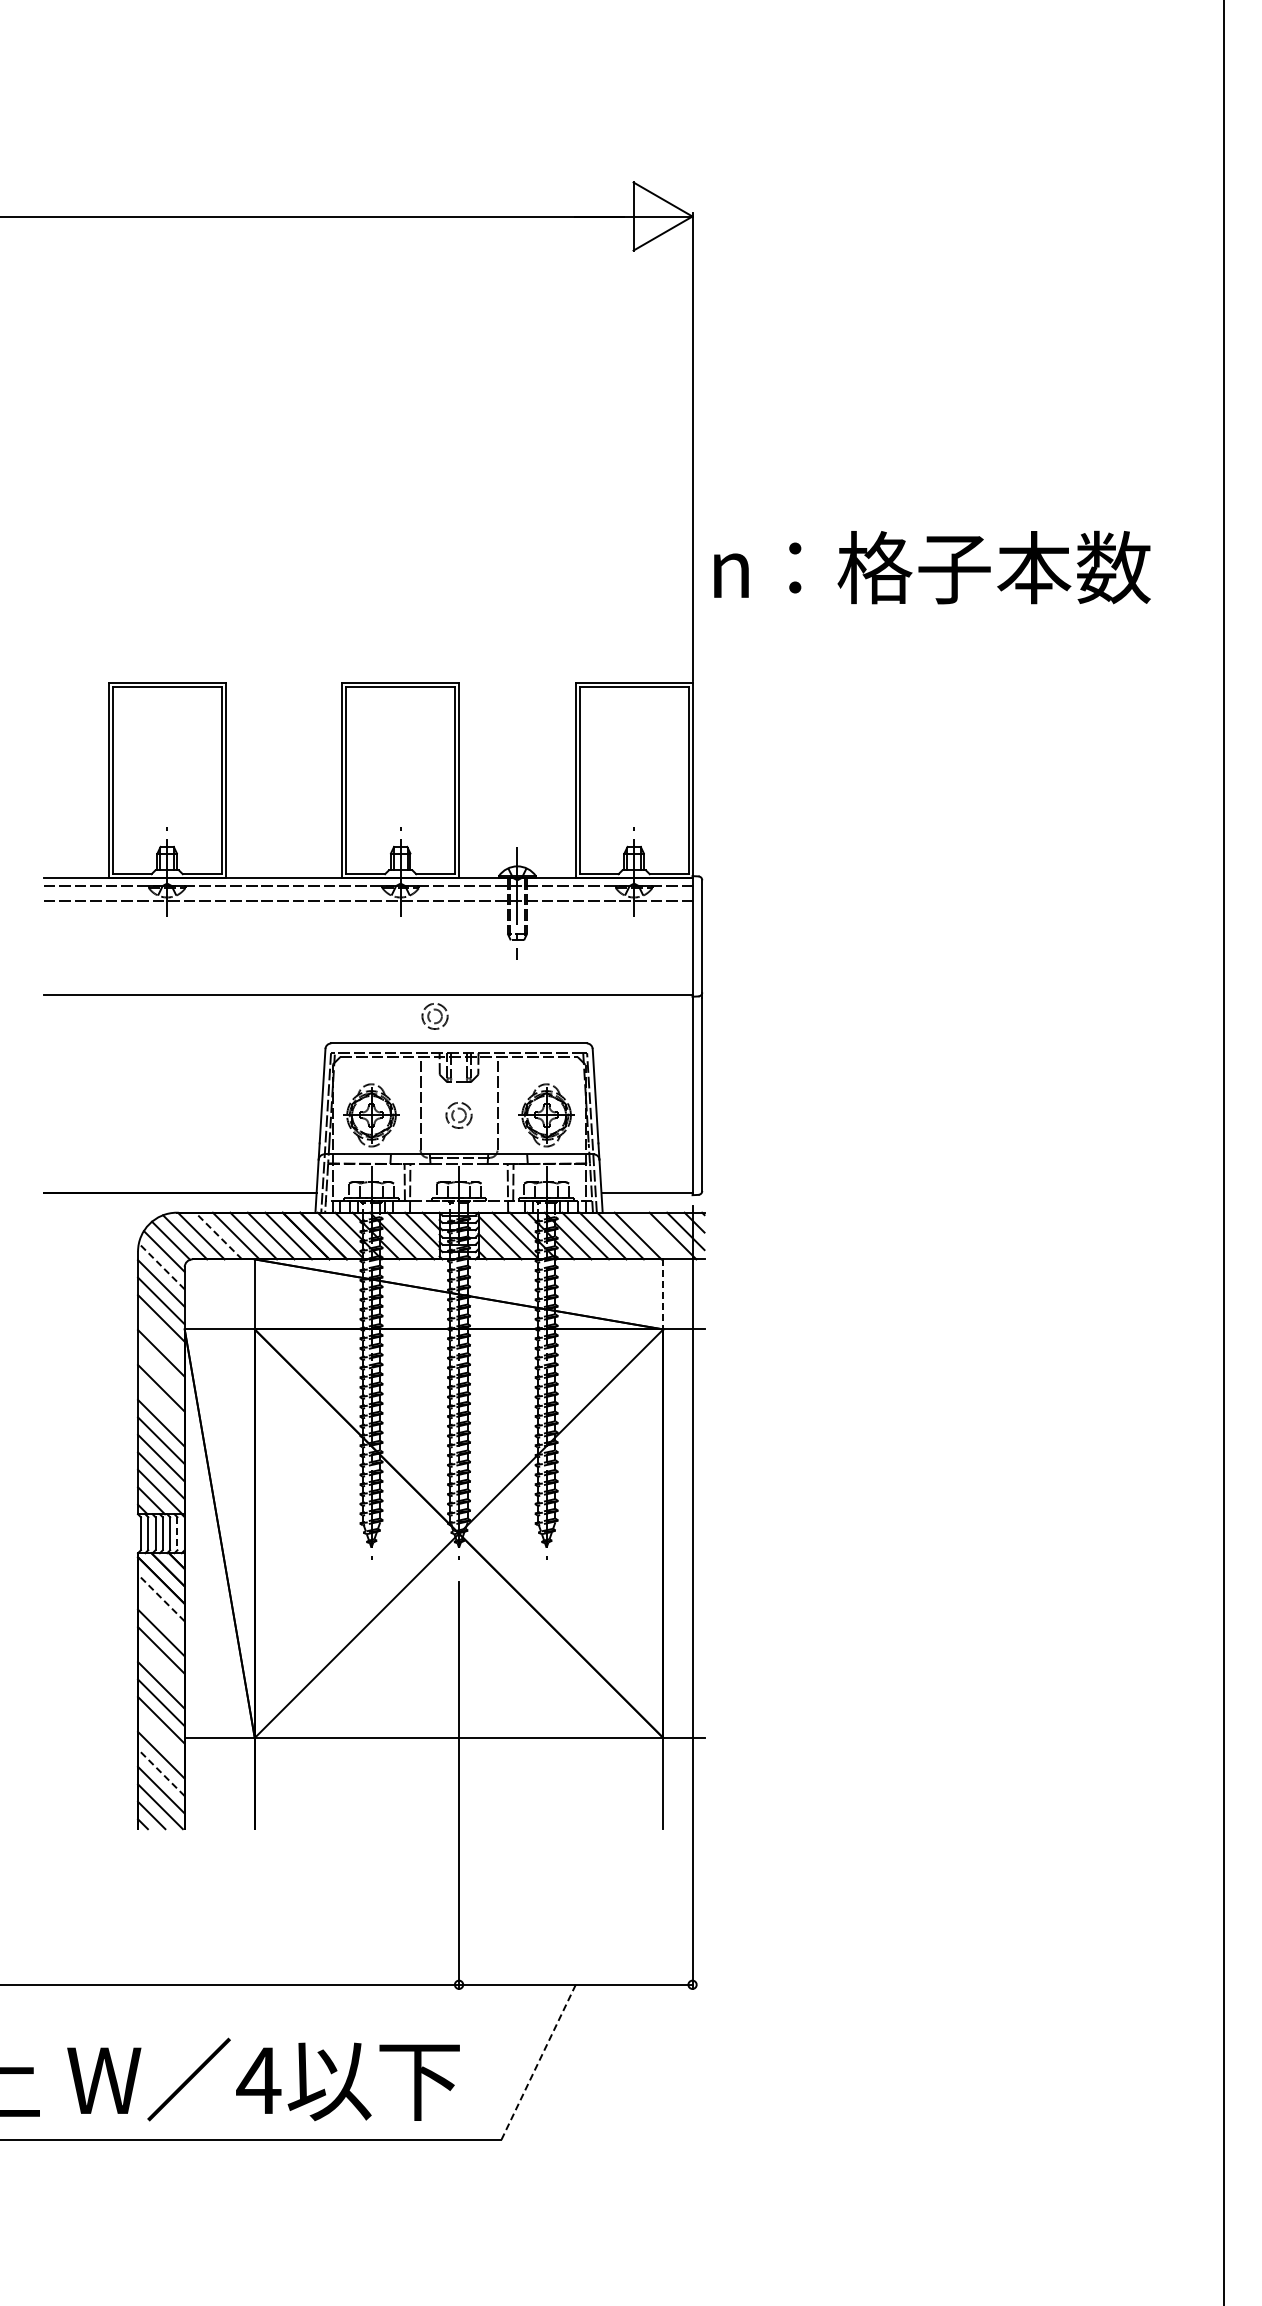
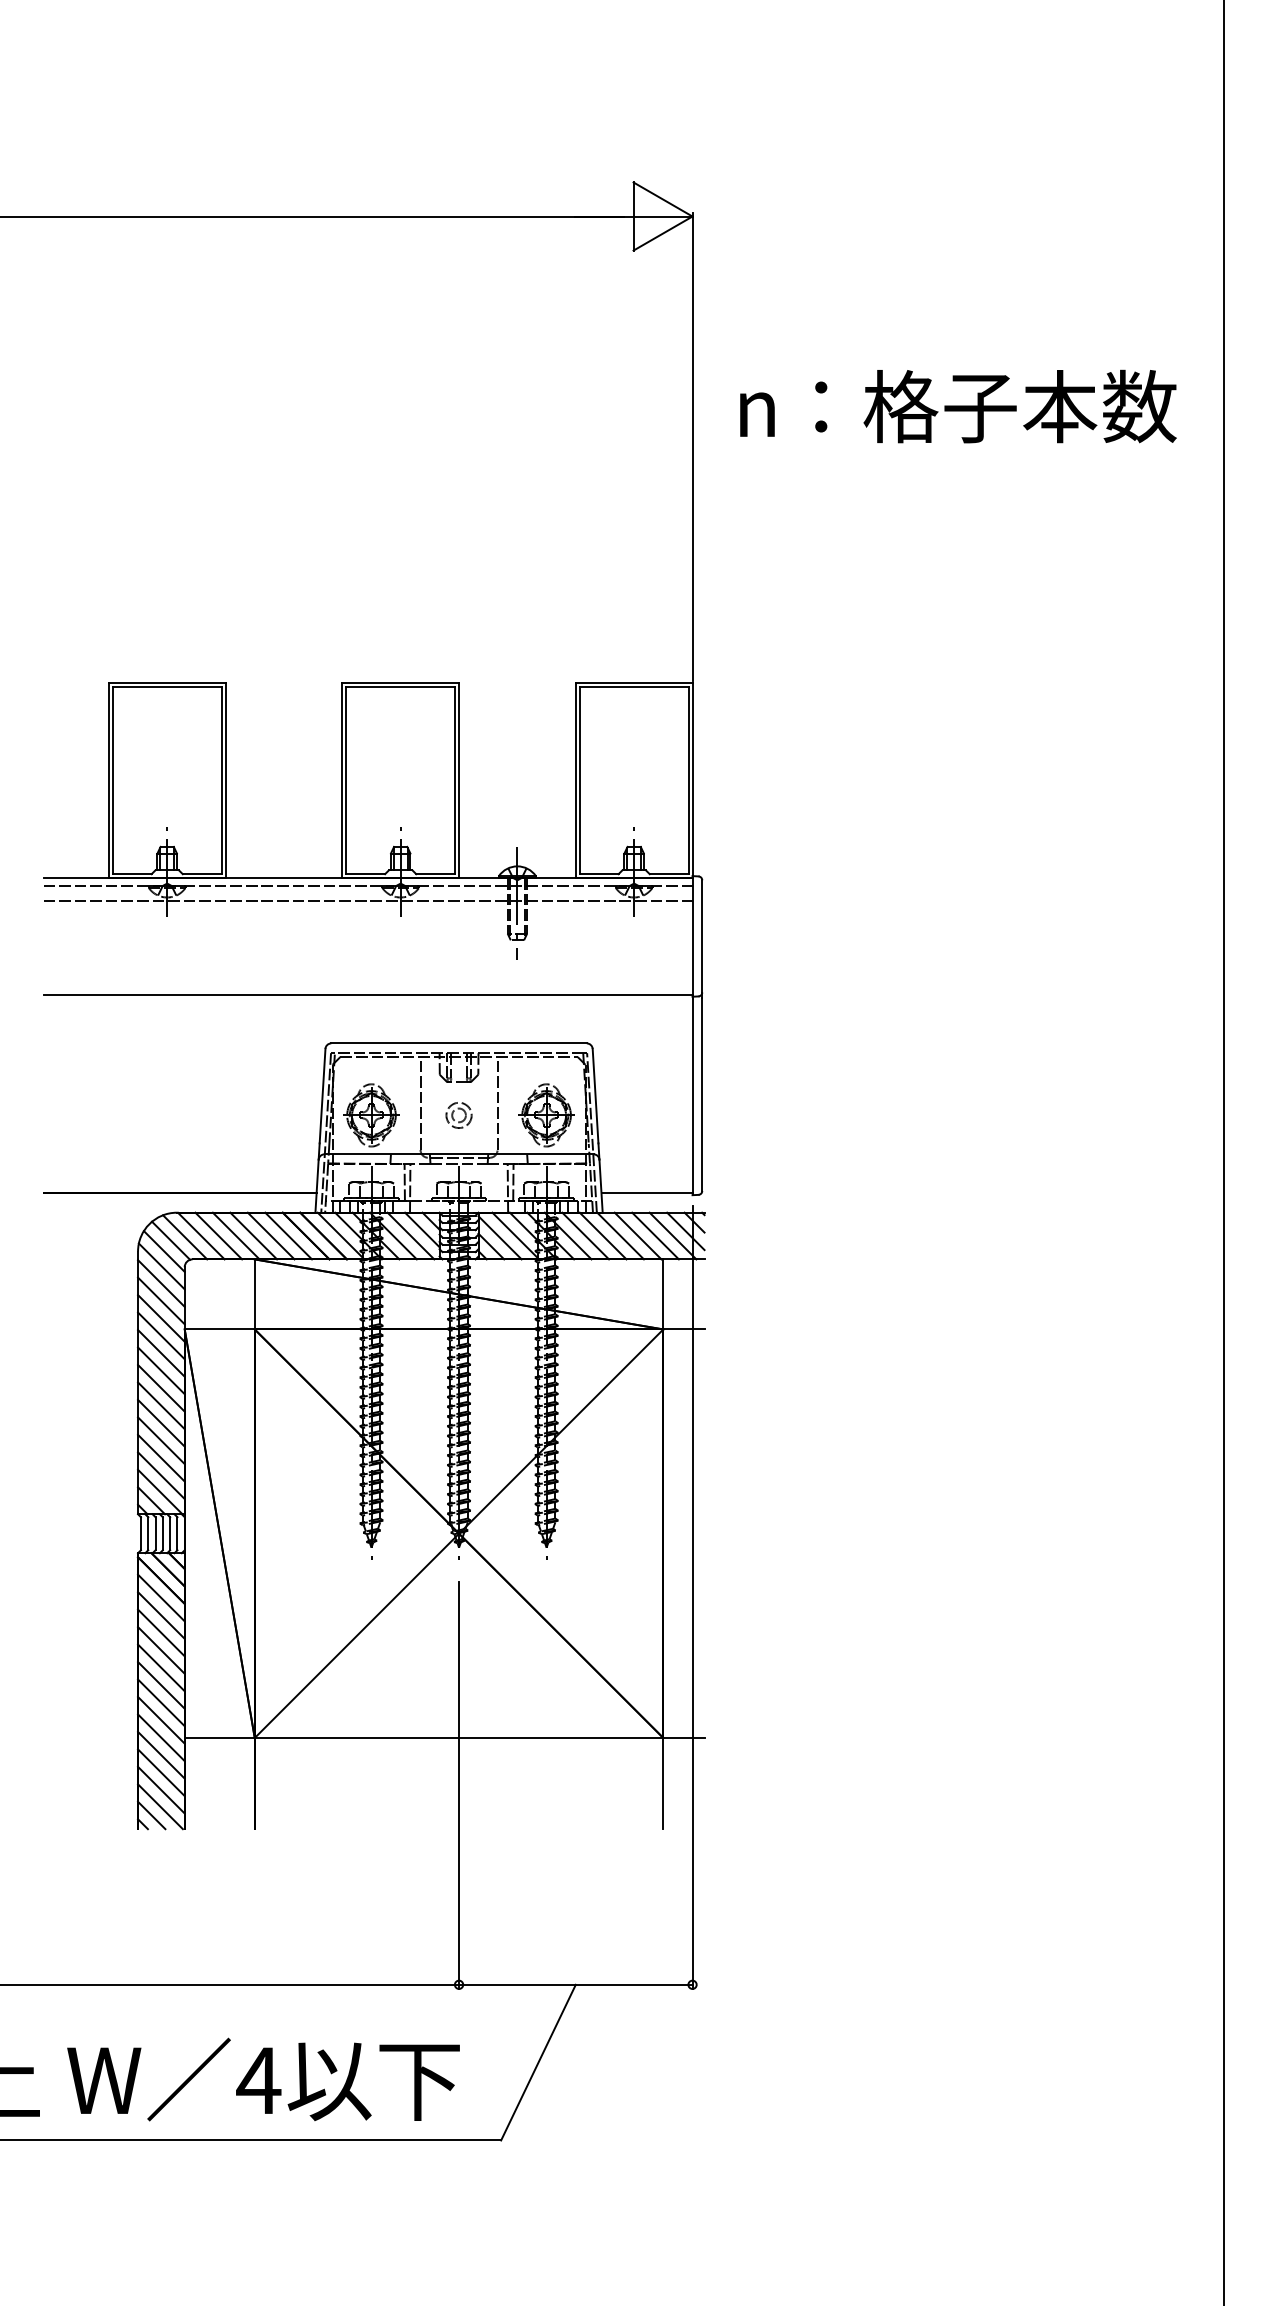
text position: (932, 567) -> (958, 406) (958, 406)
part: present -> none (434, 1016)
line: dashed -> solid (218, 1235)
line: none -> present (655, 1235)
line: dashed -> solid (161, 1266)
line: dashed -> solid (663, 1294)
line: none -> present (161, 1335)
line: none -> present (161, 1370)
line: none -> present (161, 1405)
line: dashed -> solid (177, 1533)
line: dashed -> solid (161, 1597)
line: none -> present (161, 1615)
line: none -> present (161, 1667)
line: none -> present (161, 1737)
line: dashed -> solid (161, 1772)
line: dashed -> solid (538, 2063)
